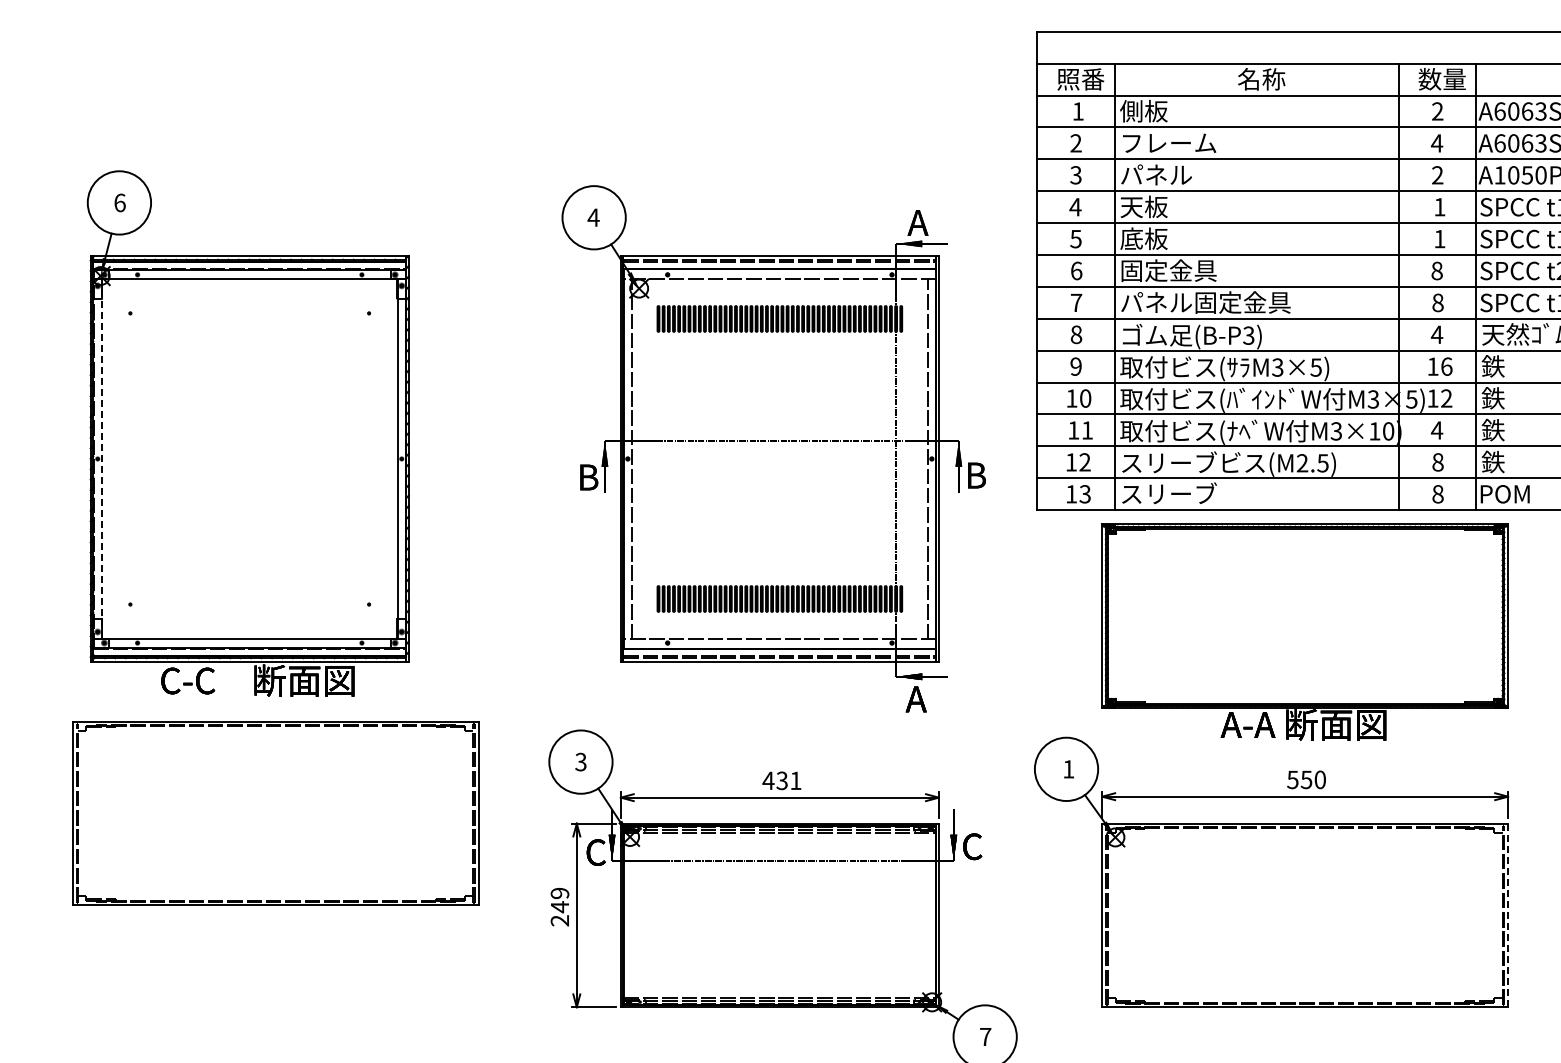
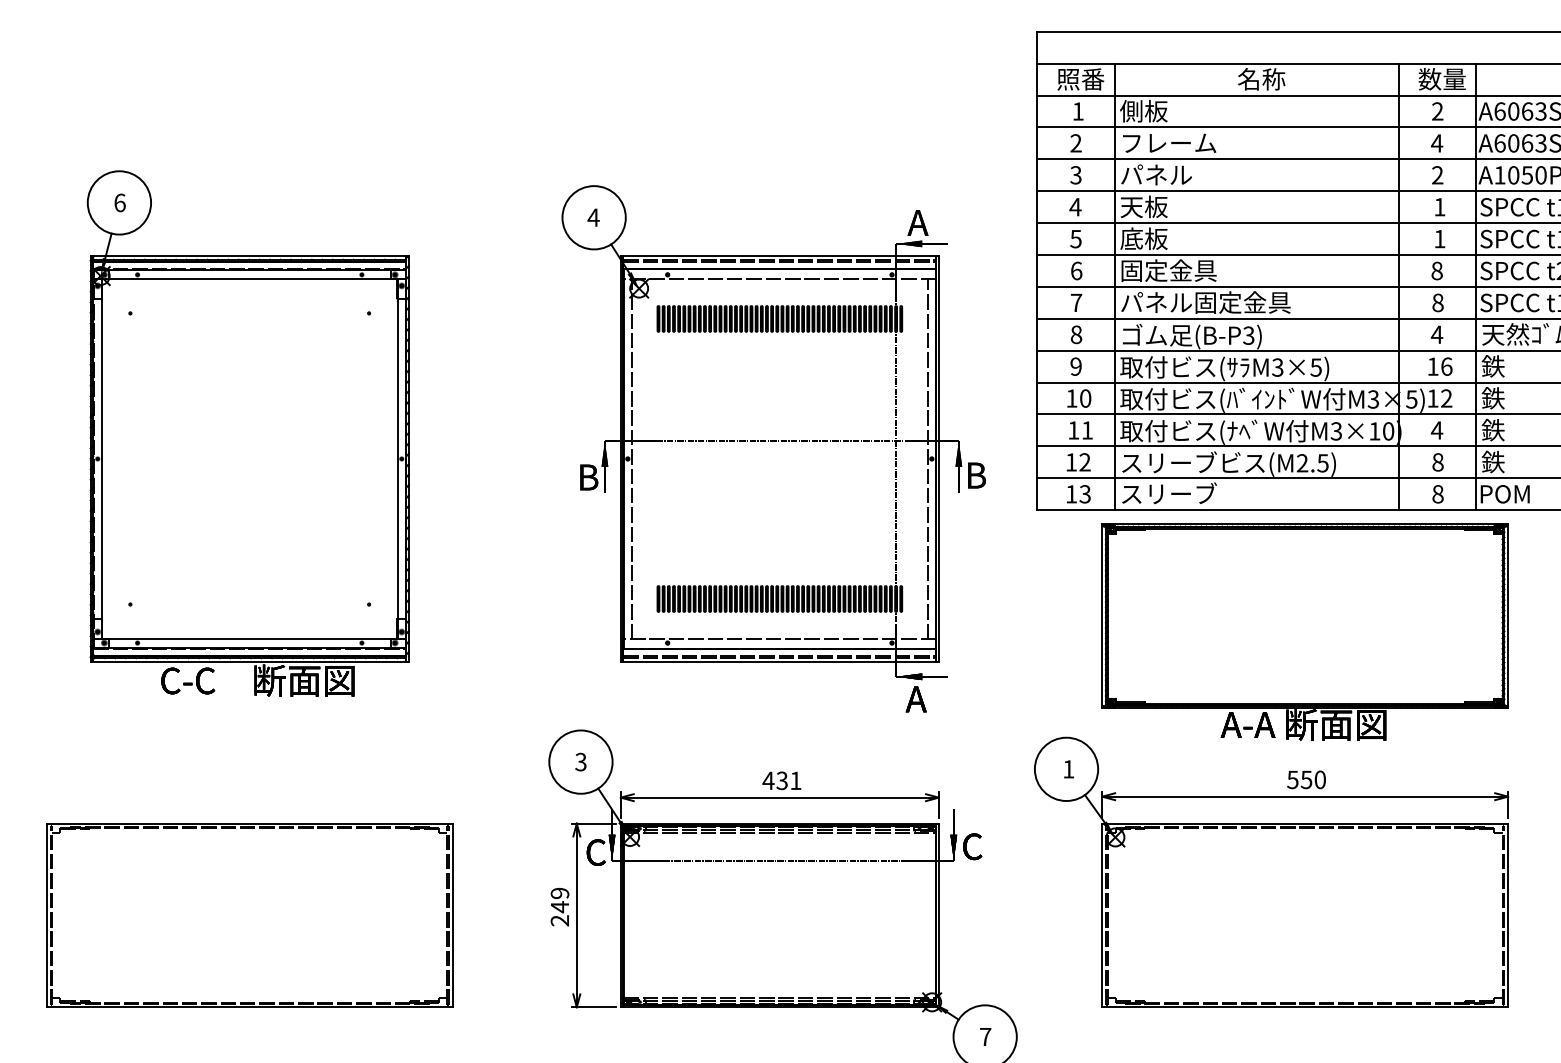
line: dashed -> solid (101, 459)
part position: (275, 813) -> (249, 915) (249, 915)
line: dashed -> solid (1508, 915)
